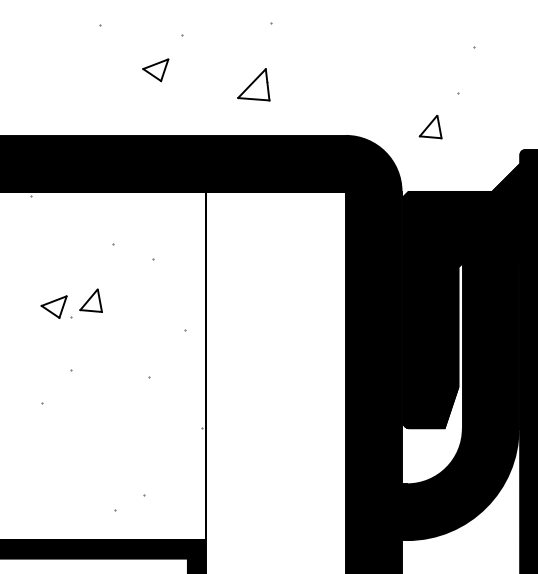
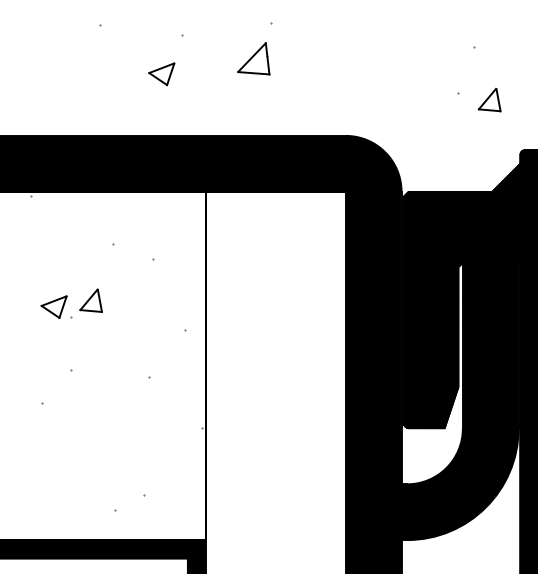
part position: (155, 70) -> (161, 74) (161, 74)
part position: (253, 84) -> (253, 58) (253, 58)
part position: (430, 127) -> (489, 100) (489, 100)
